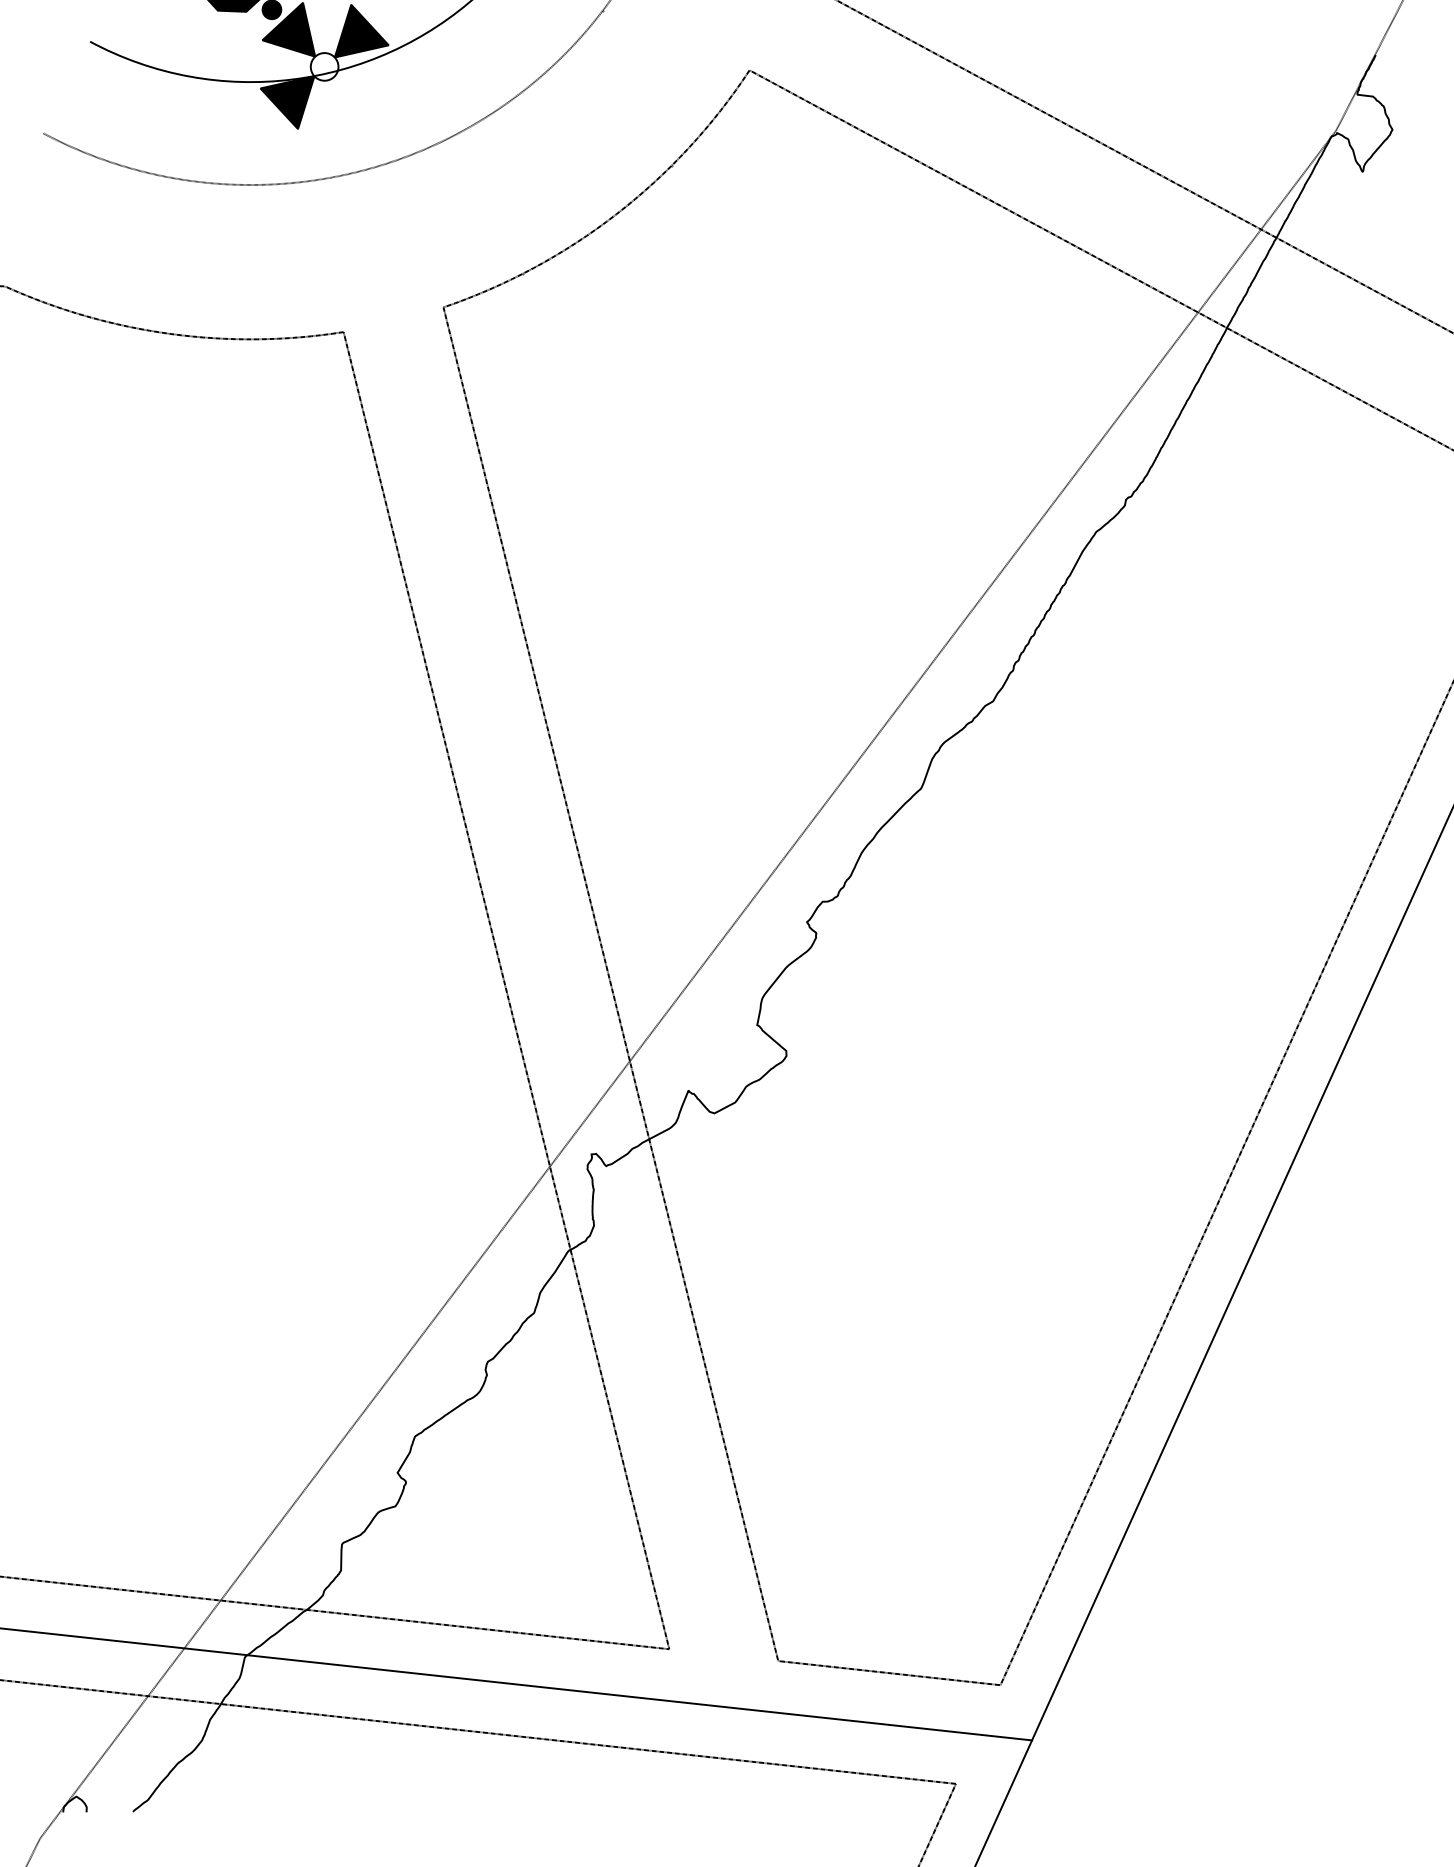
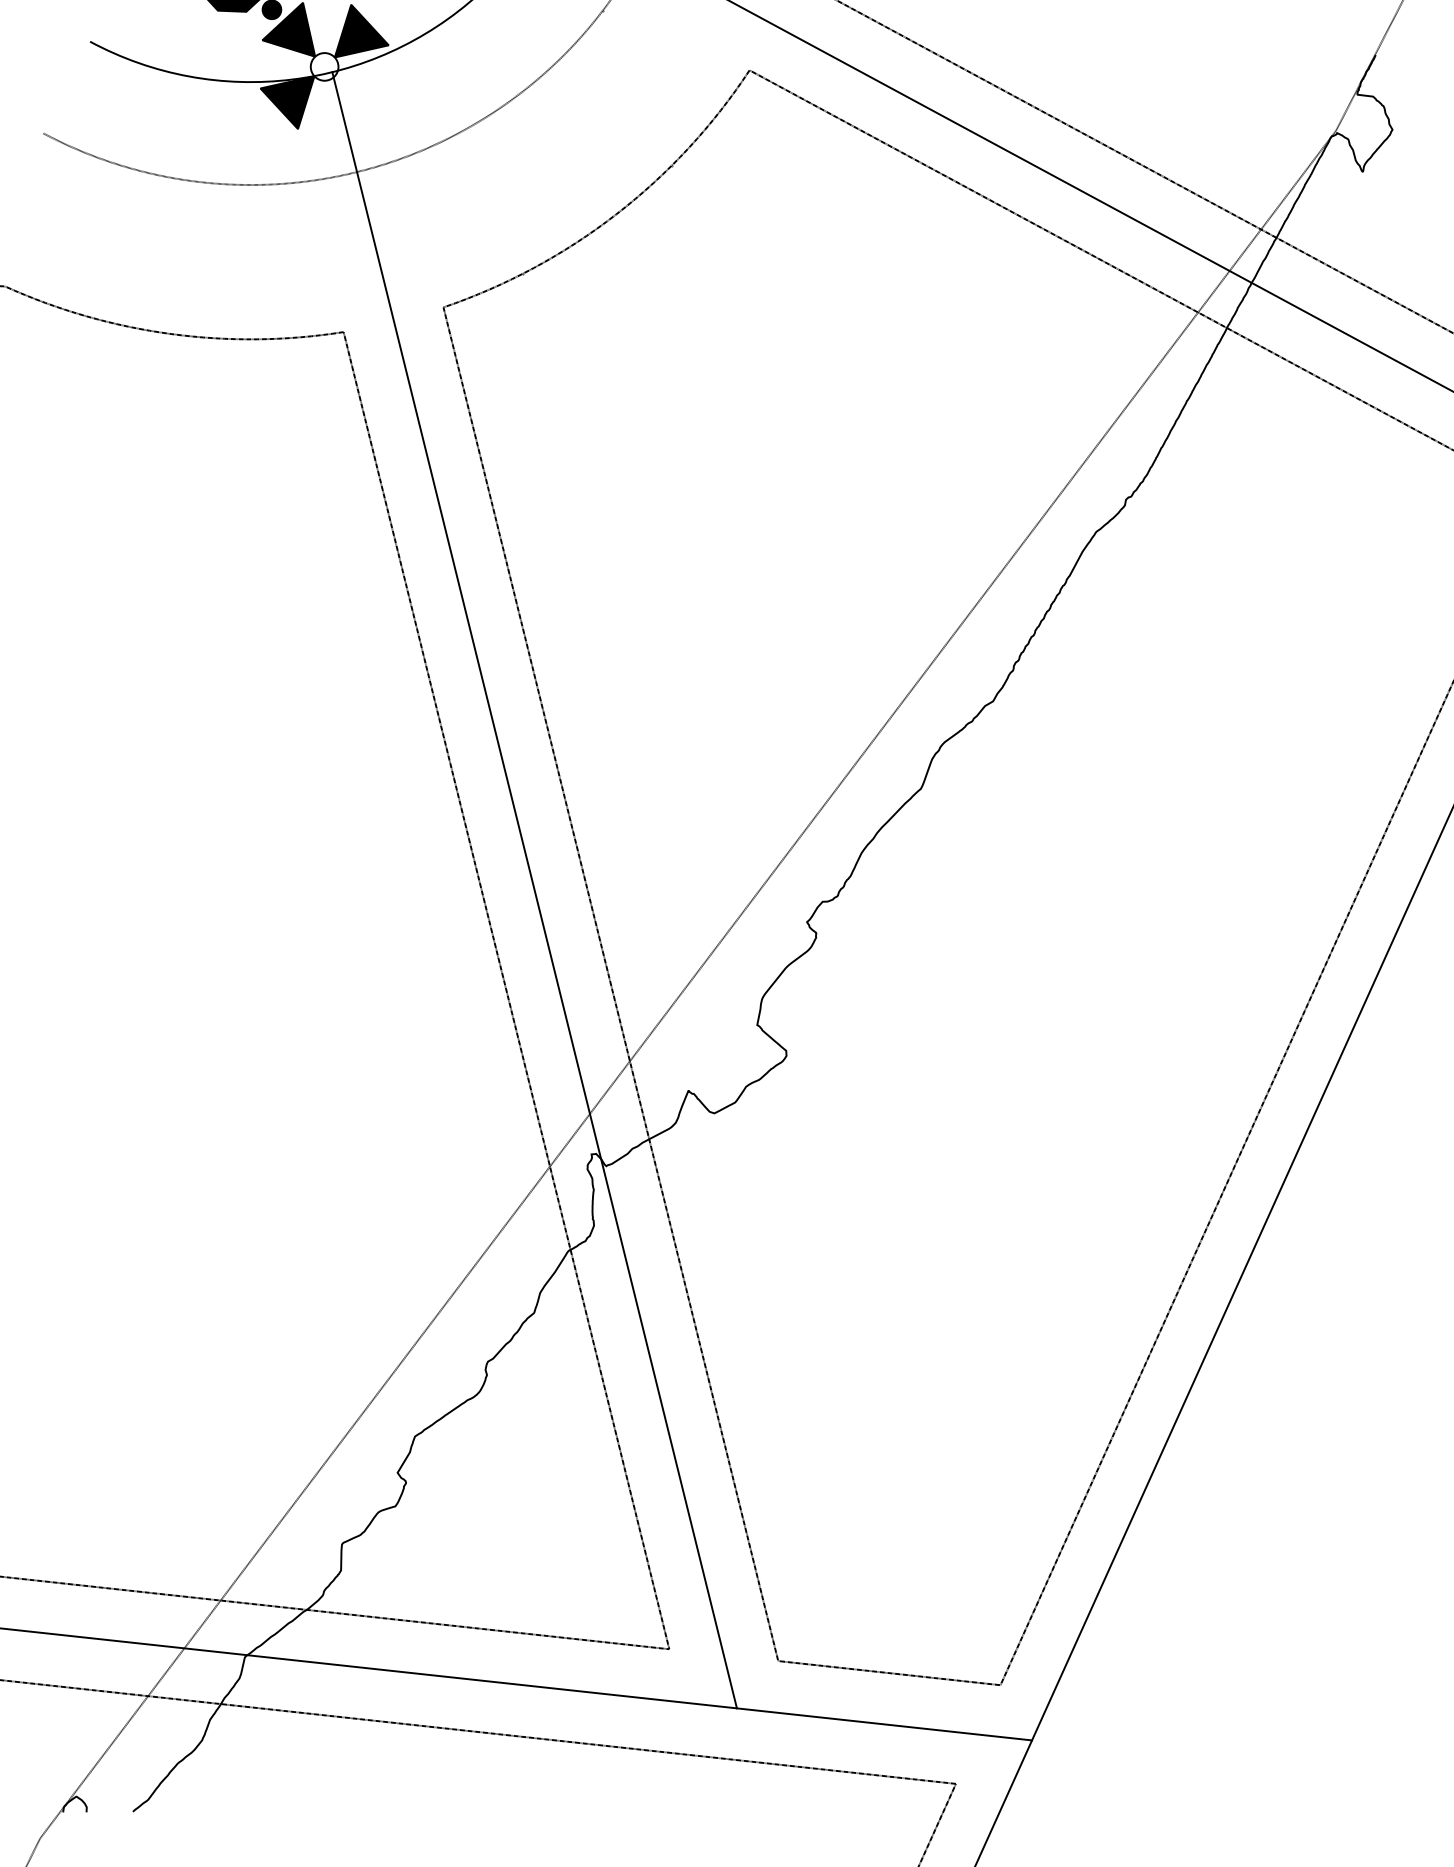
line: none -> present (1090, 196)
line: none -> present (534, 890)
